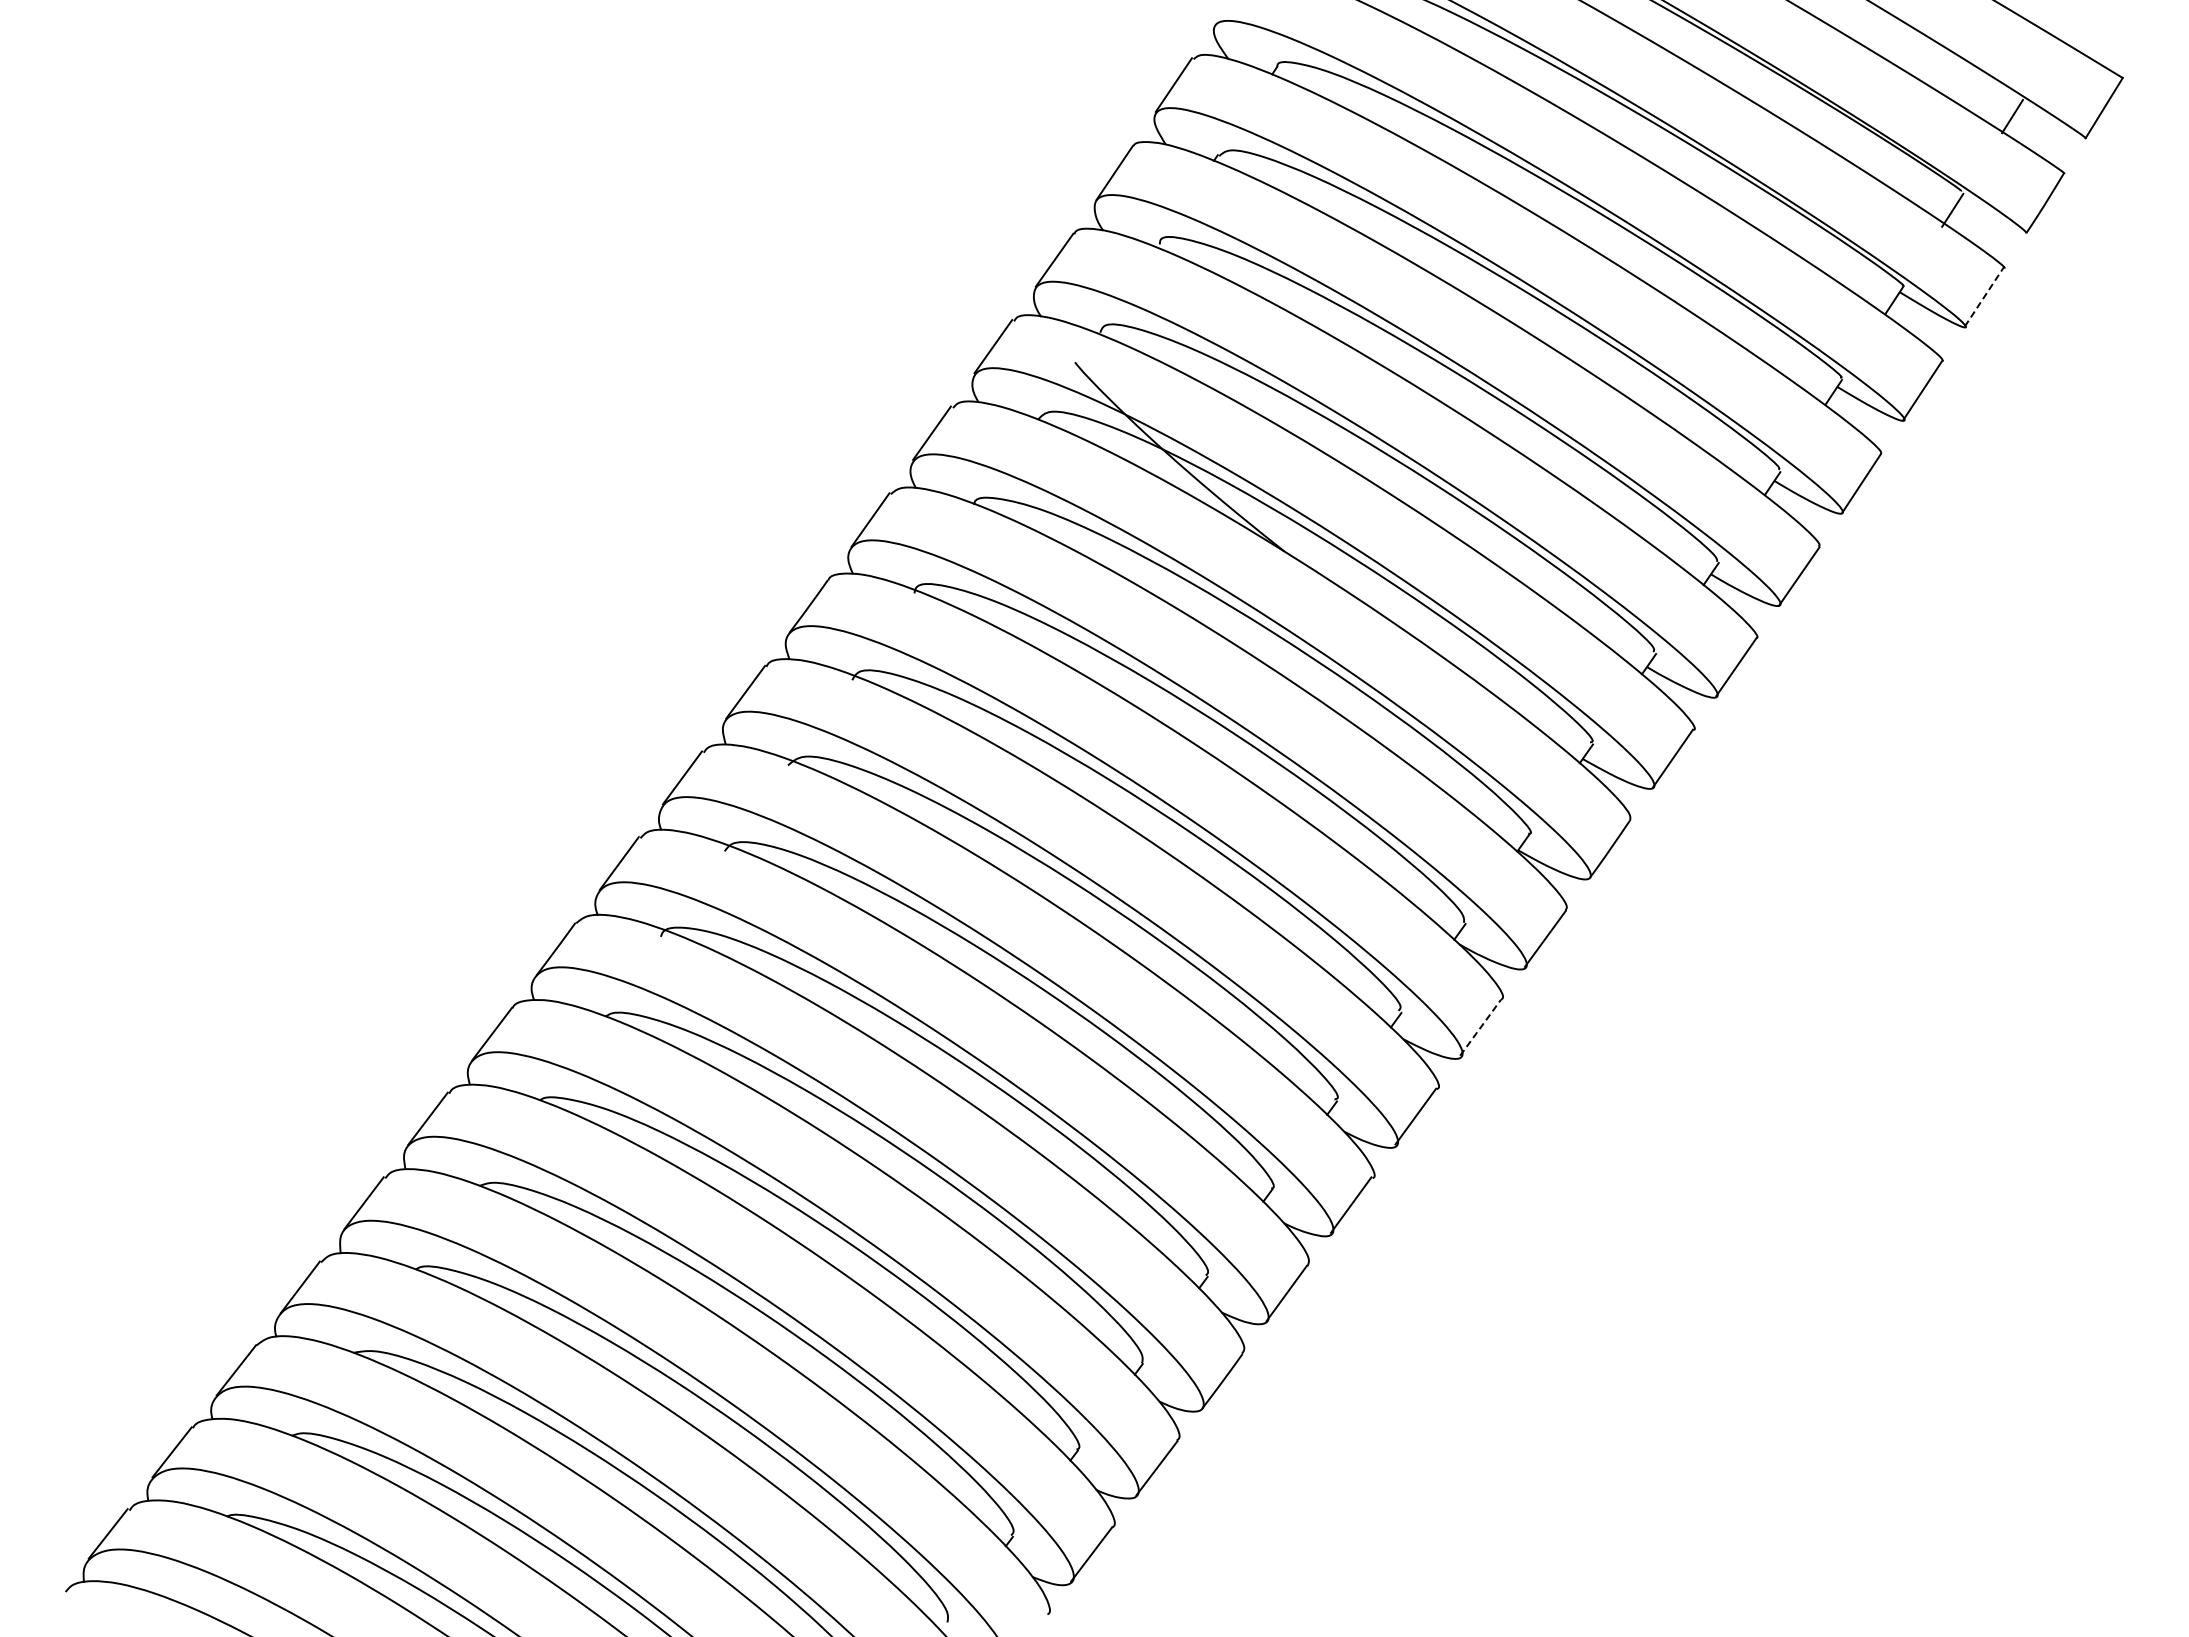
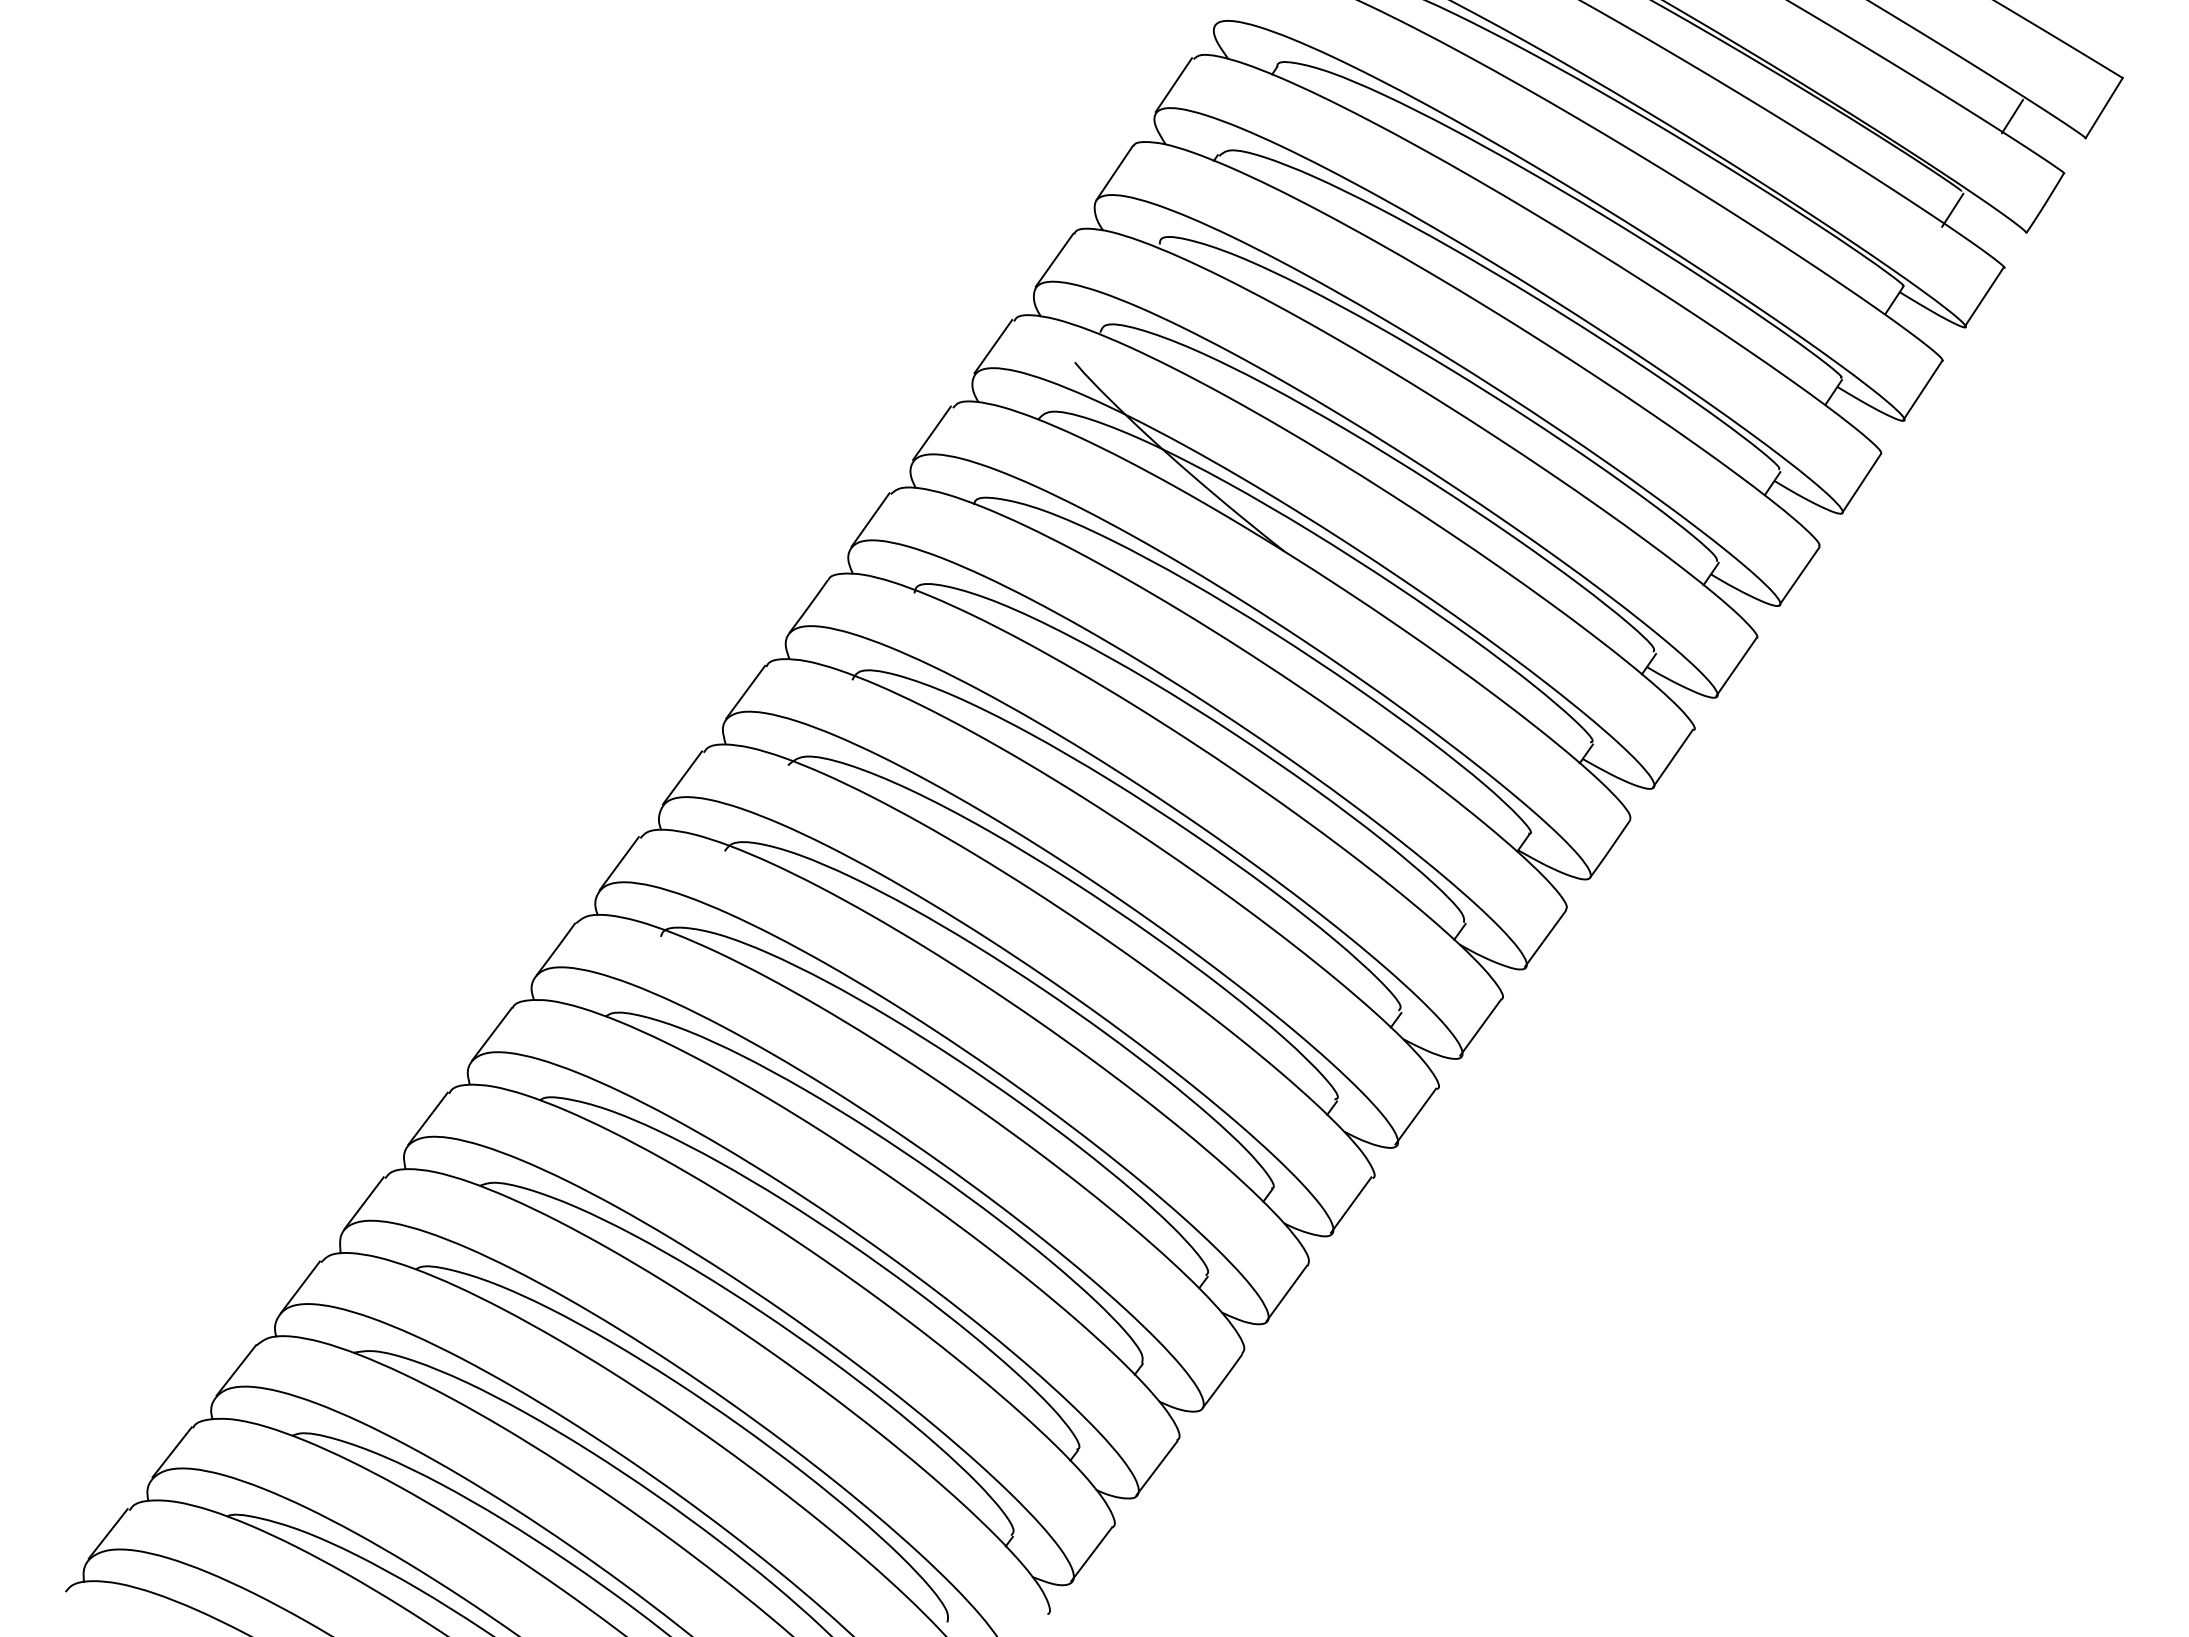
line: dashed -> solid (1984, 296)
line: dashed -> solid (1480, 1027)
